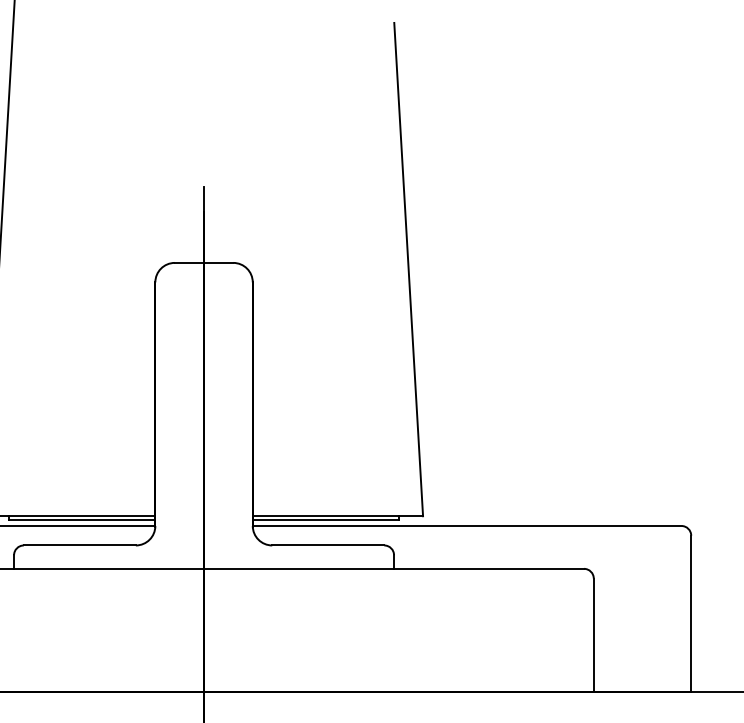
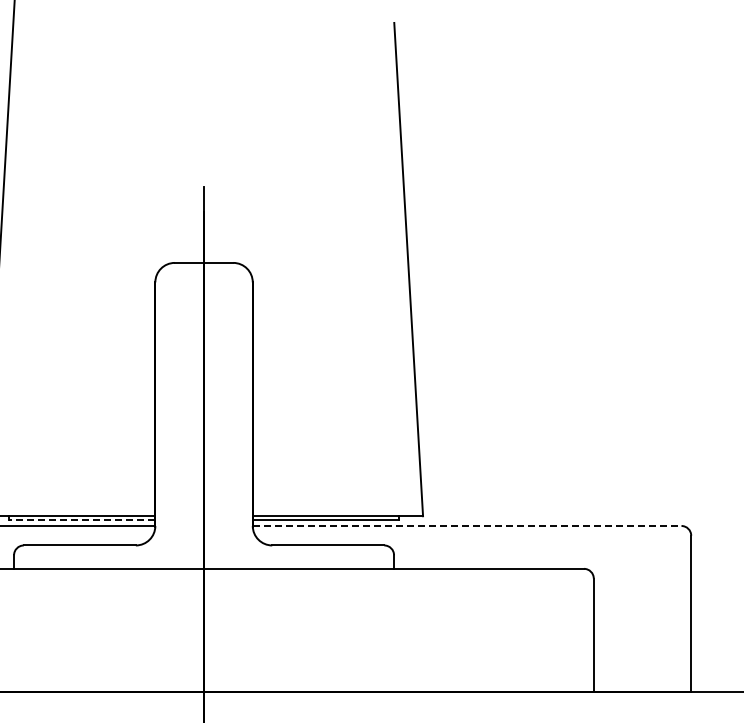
line: solid -> dashed (81, 520)
line: solid -> dashed (467, 525)
